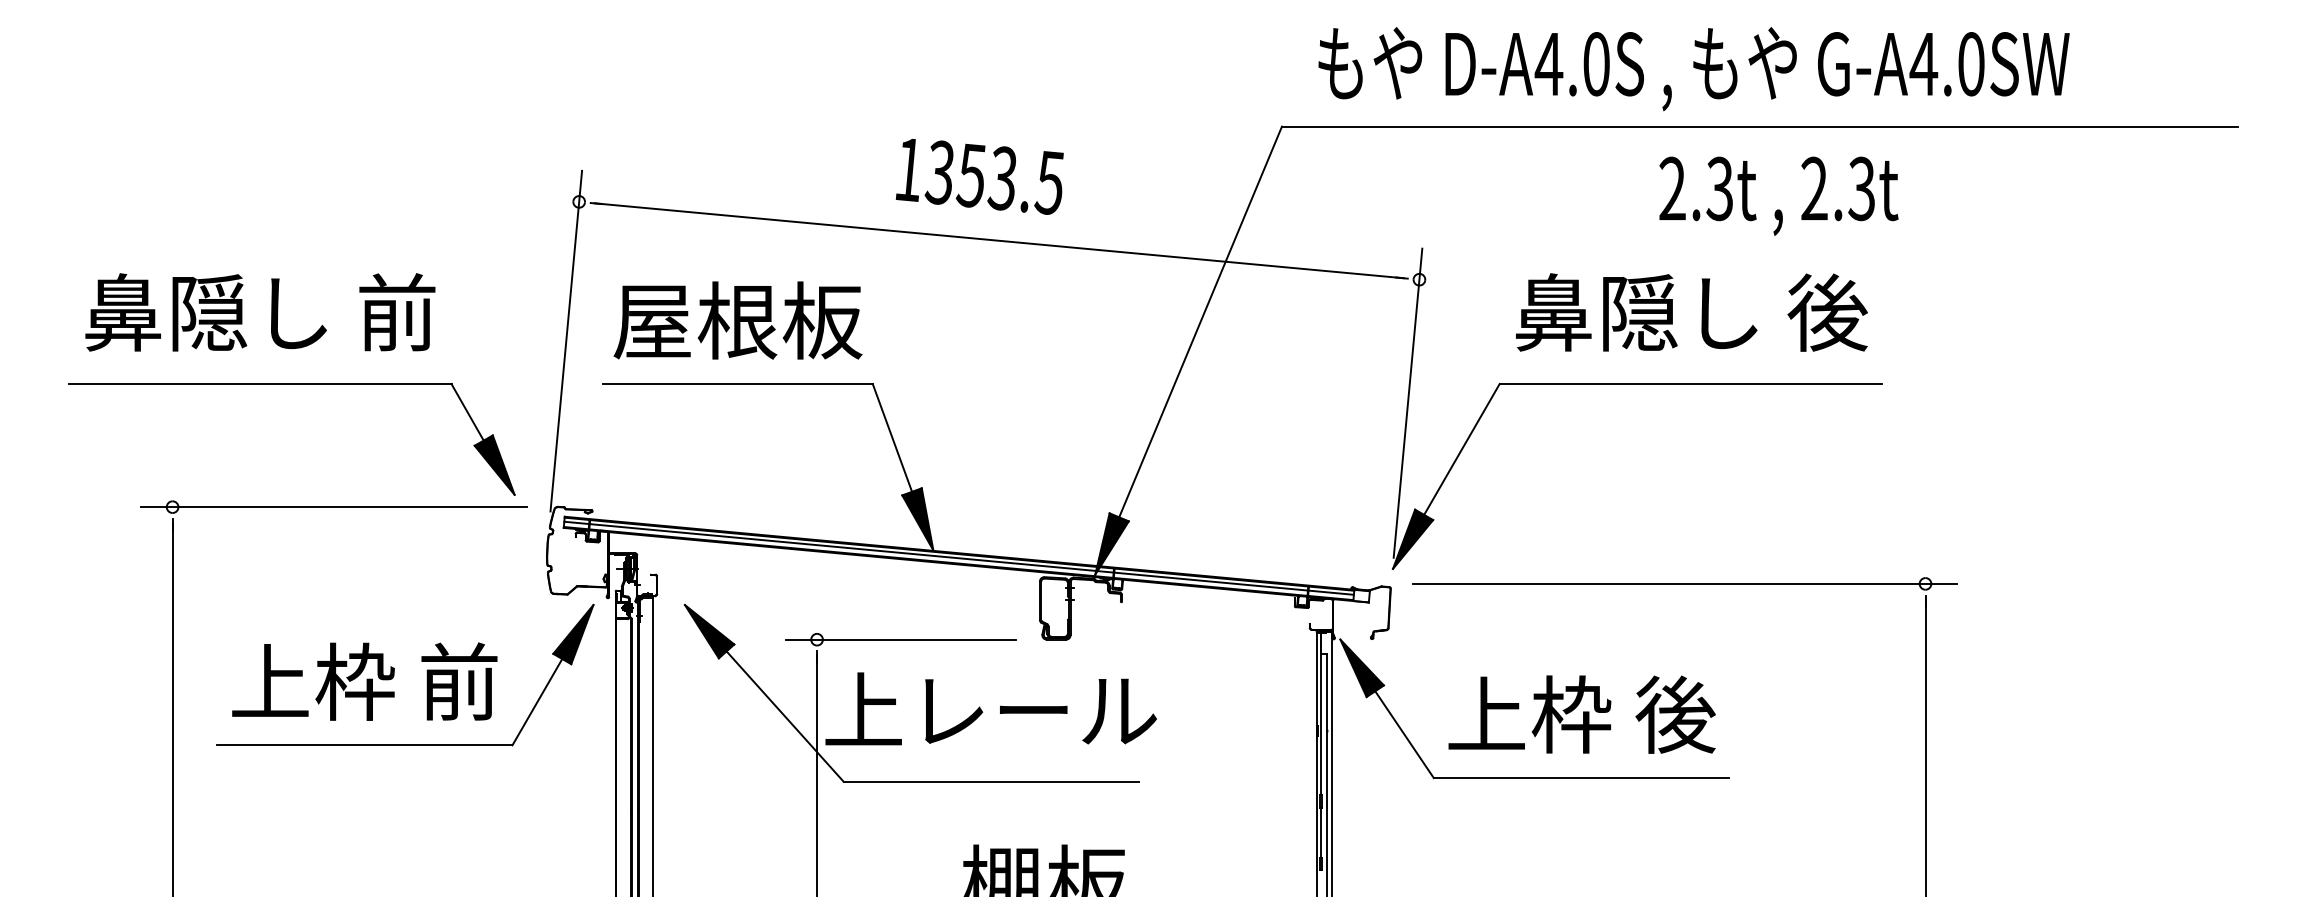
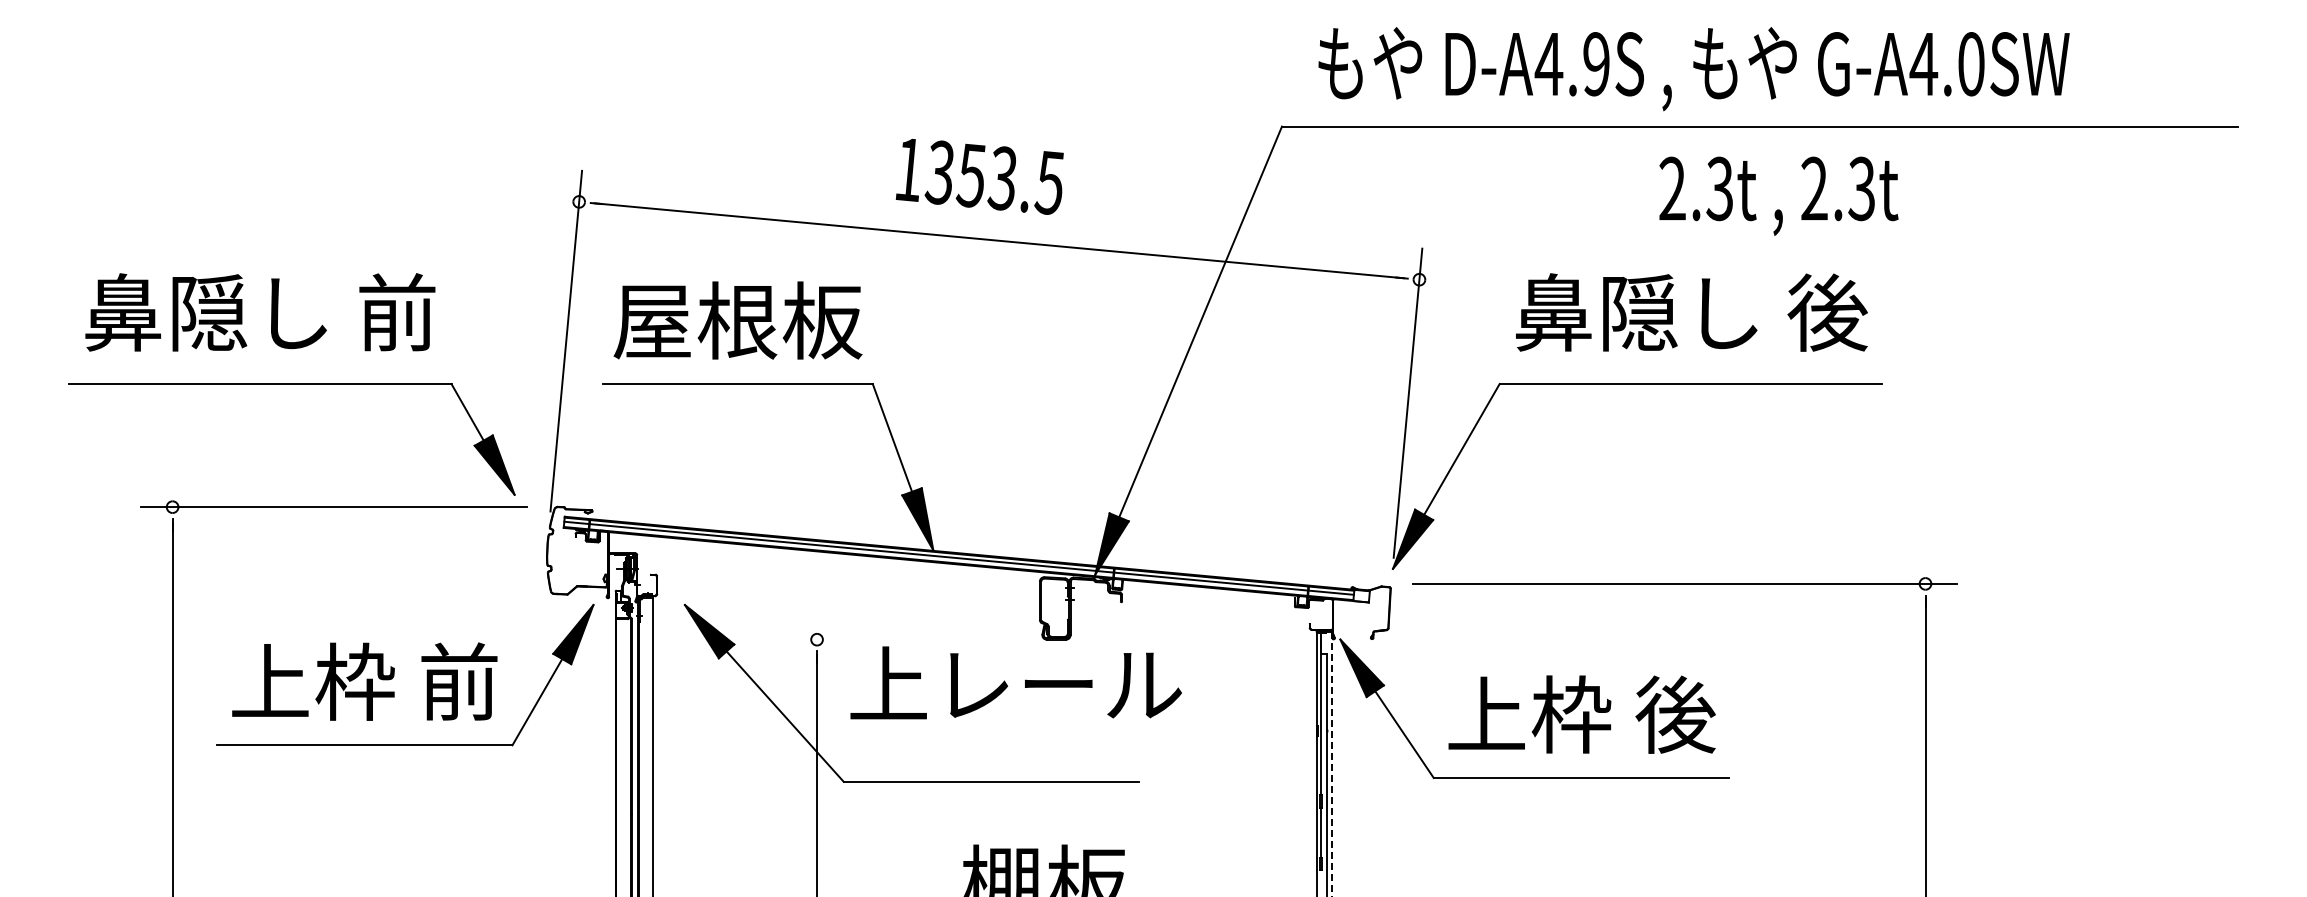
text: D-A4.0S -> D-A4.9S (1596, 64)
line: present -> none (900, 639)
text position: (990, 708) -> (1015, 682) (1015, 682)
line: solid -> dashed (1332, 764)
